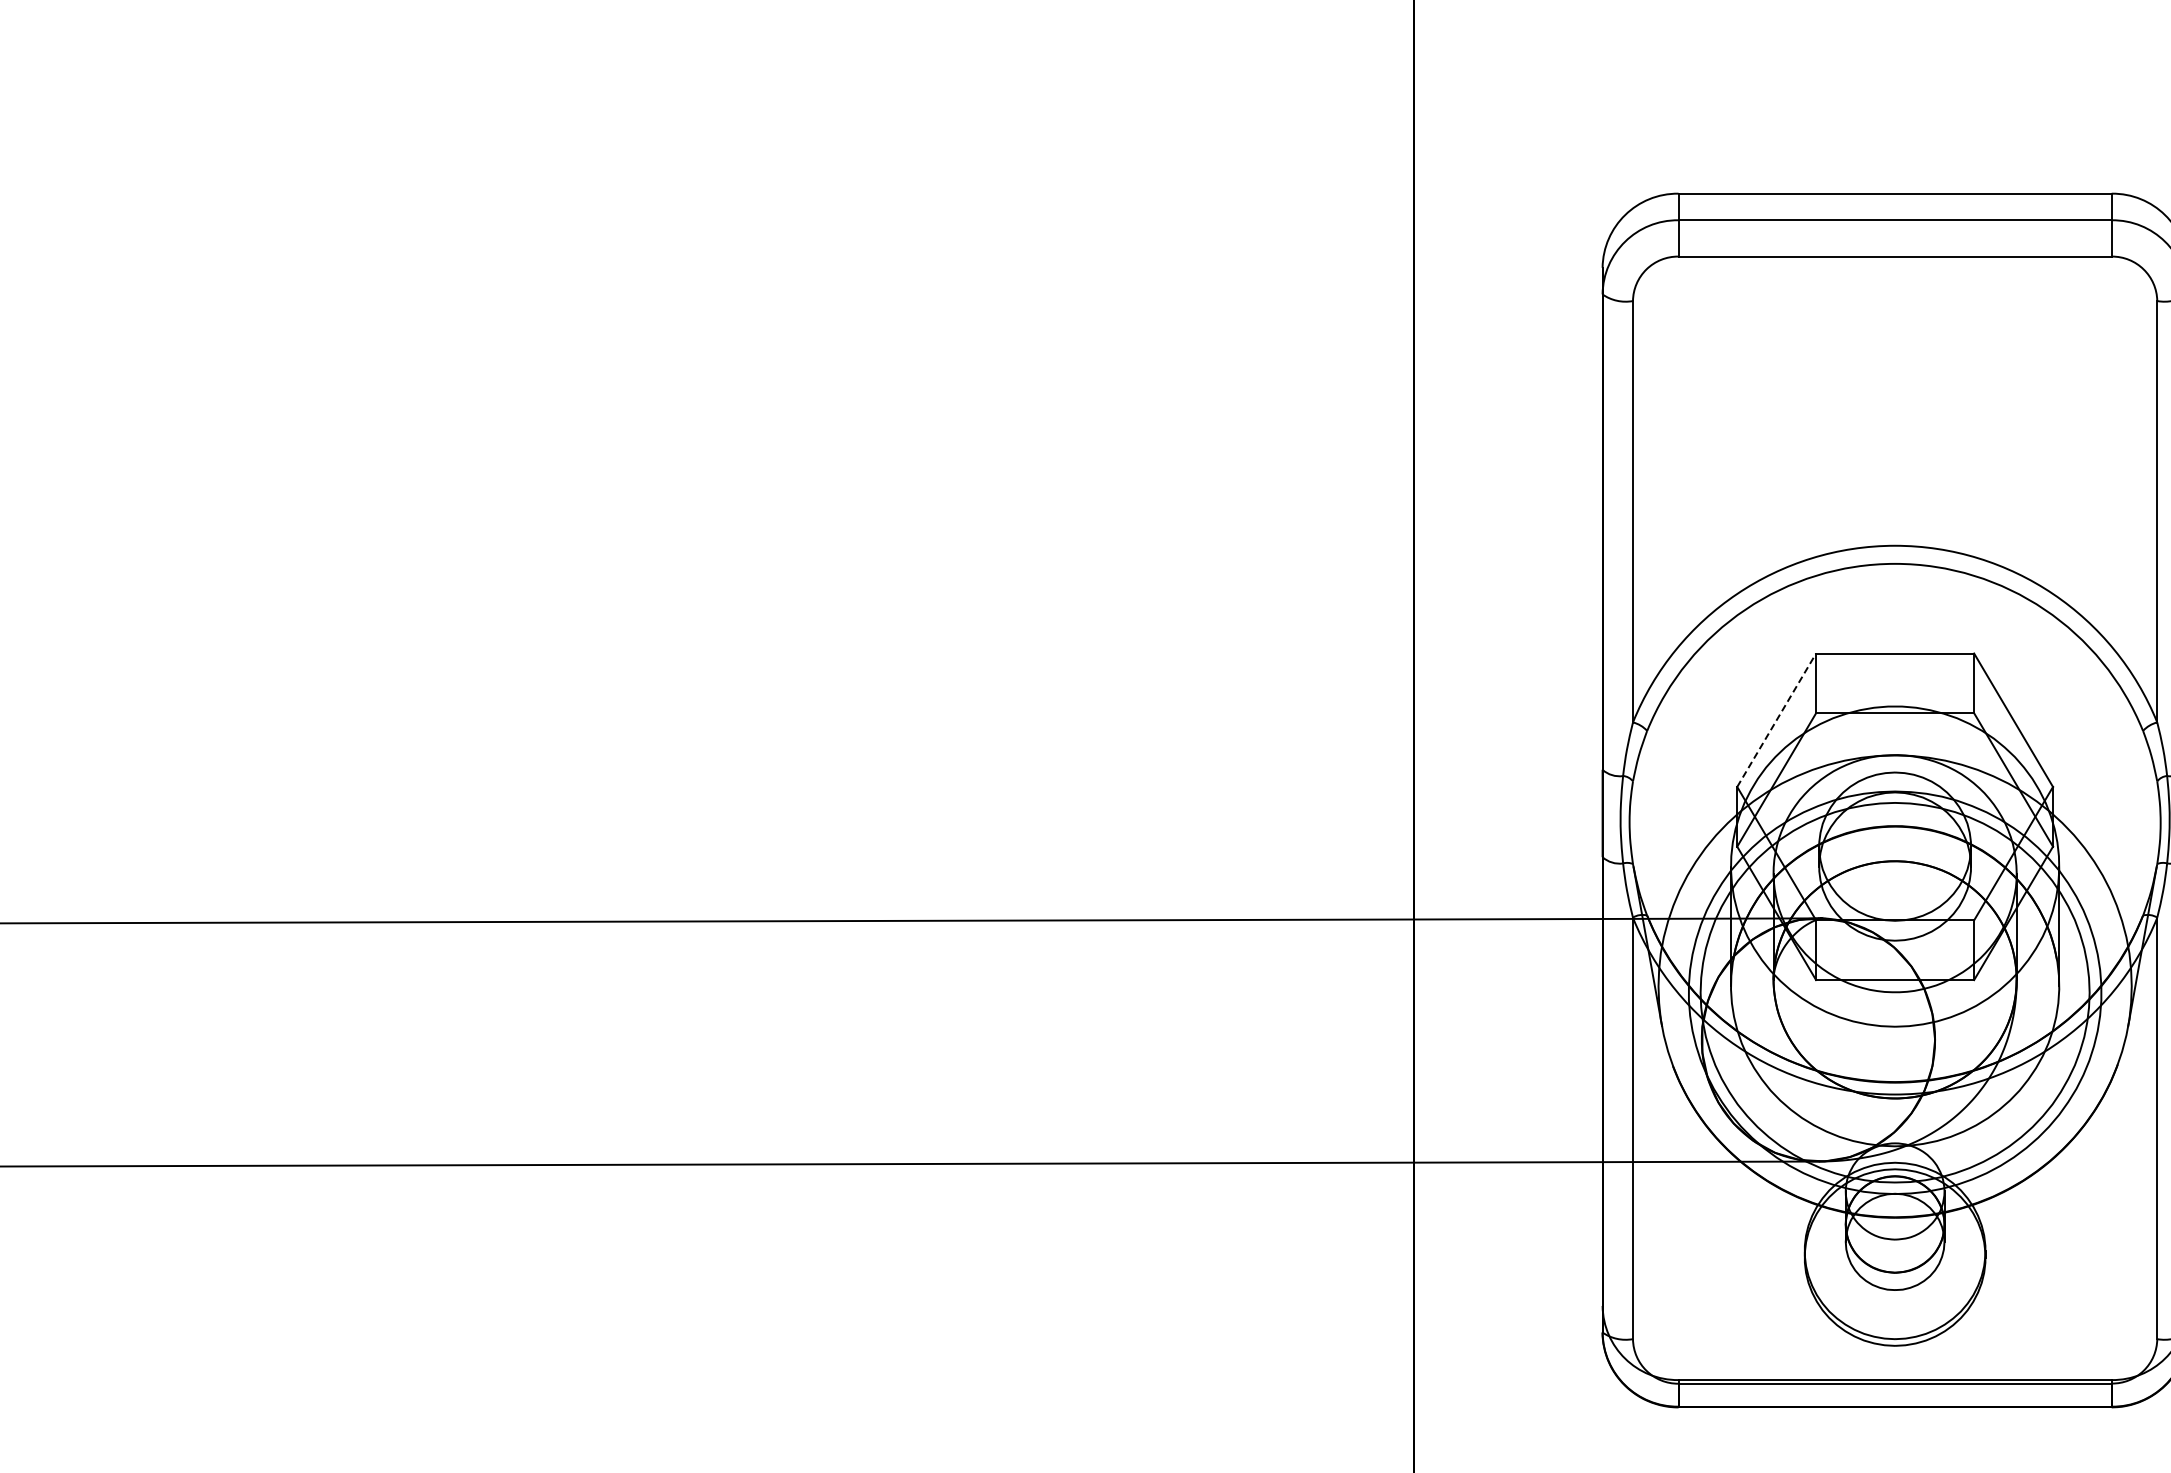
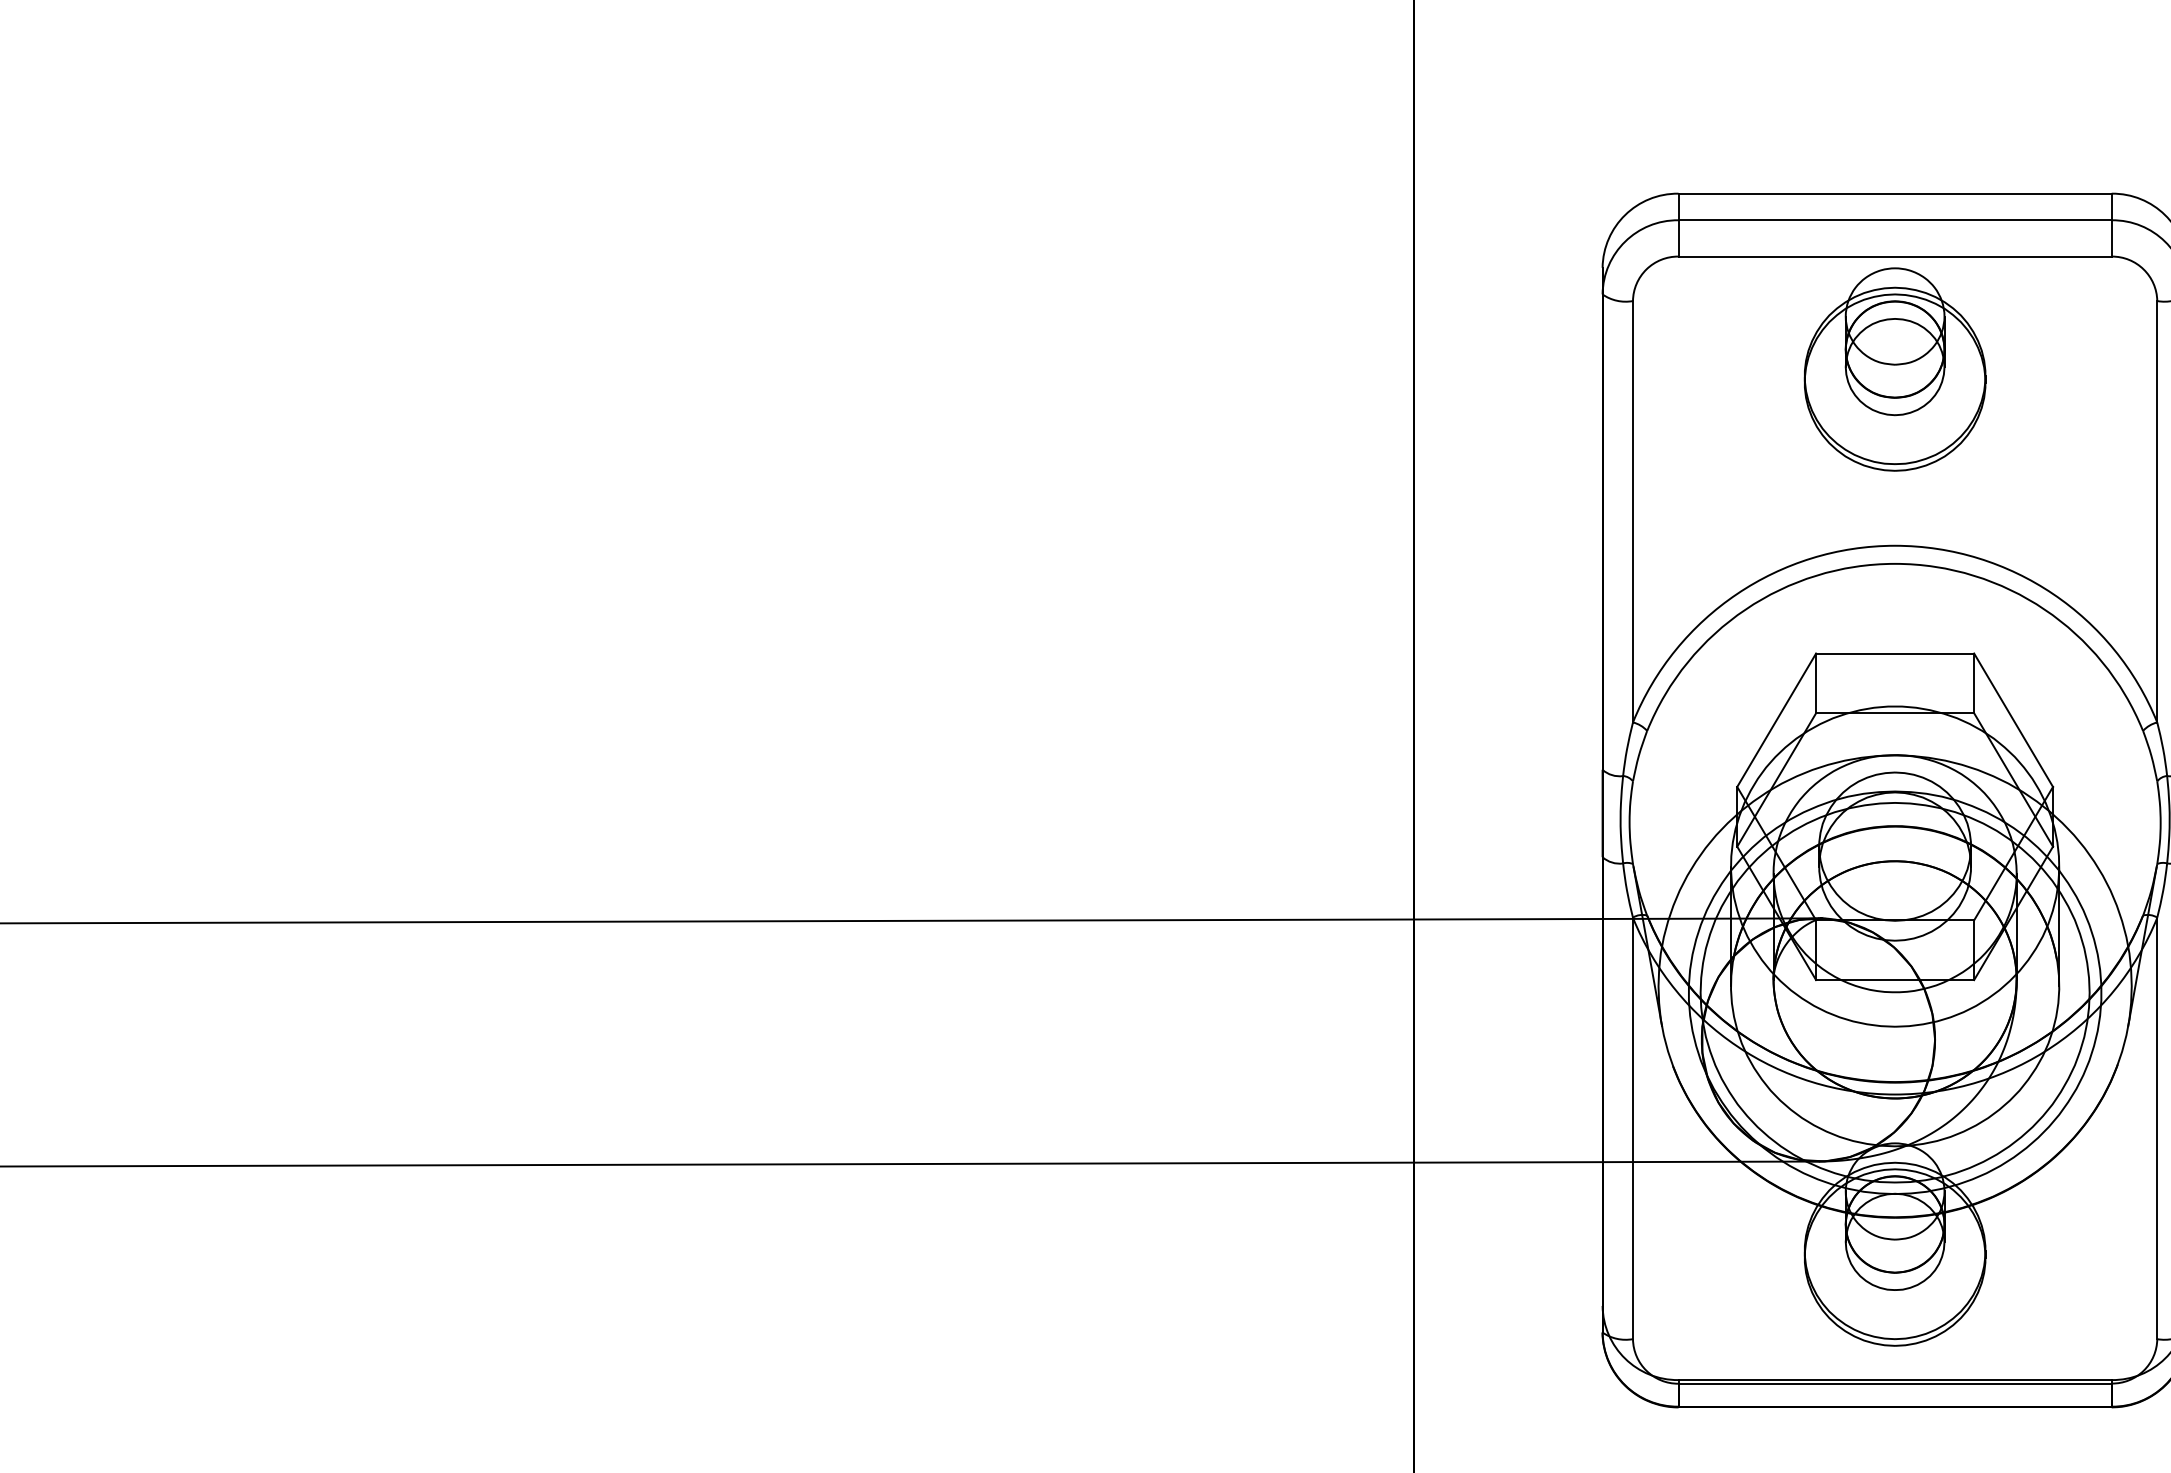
part: none -> present (1894, 369)
line: dashed -> solid (1776, 719)
